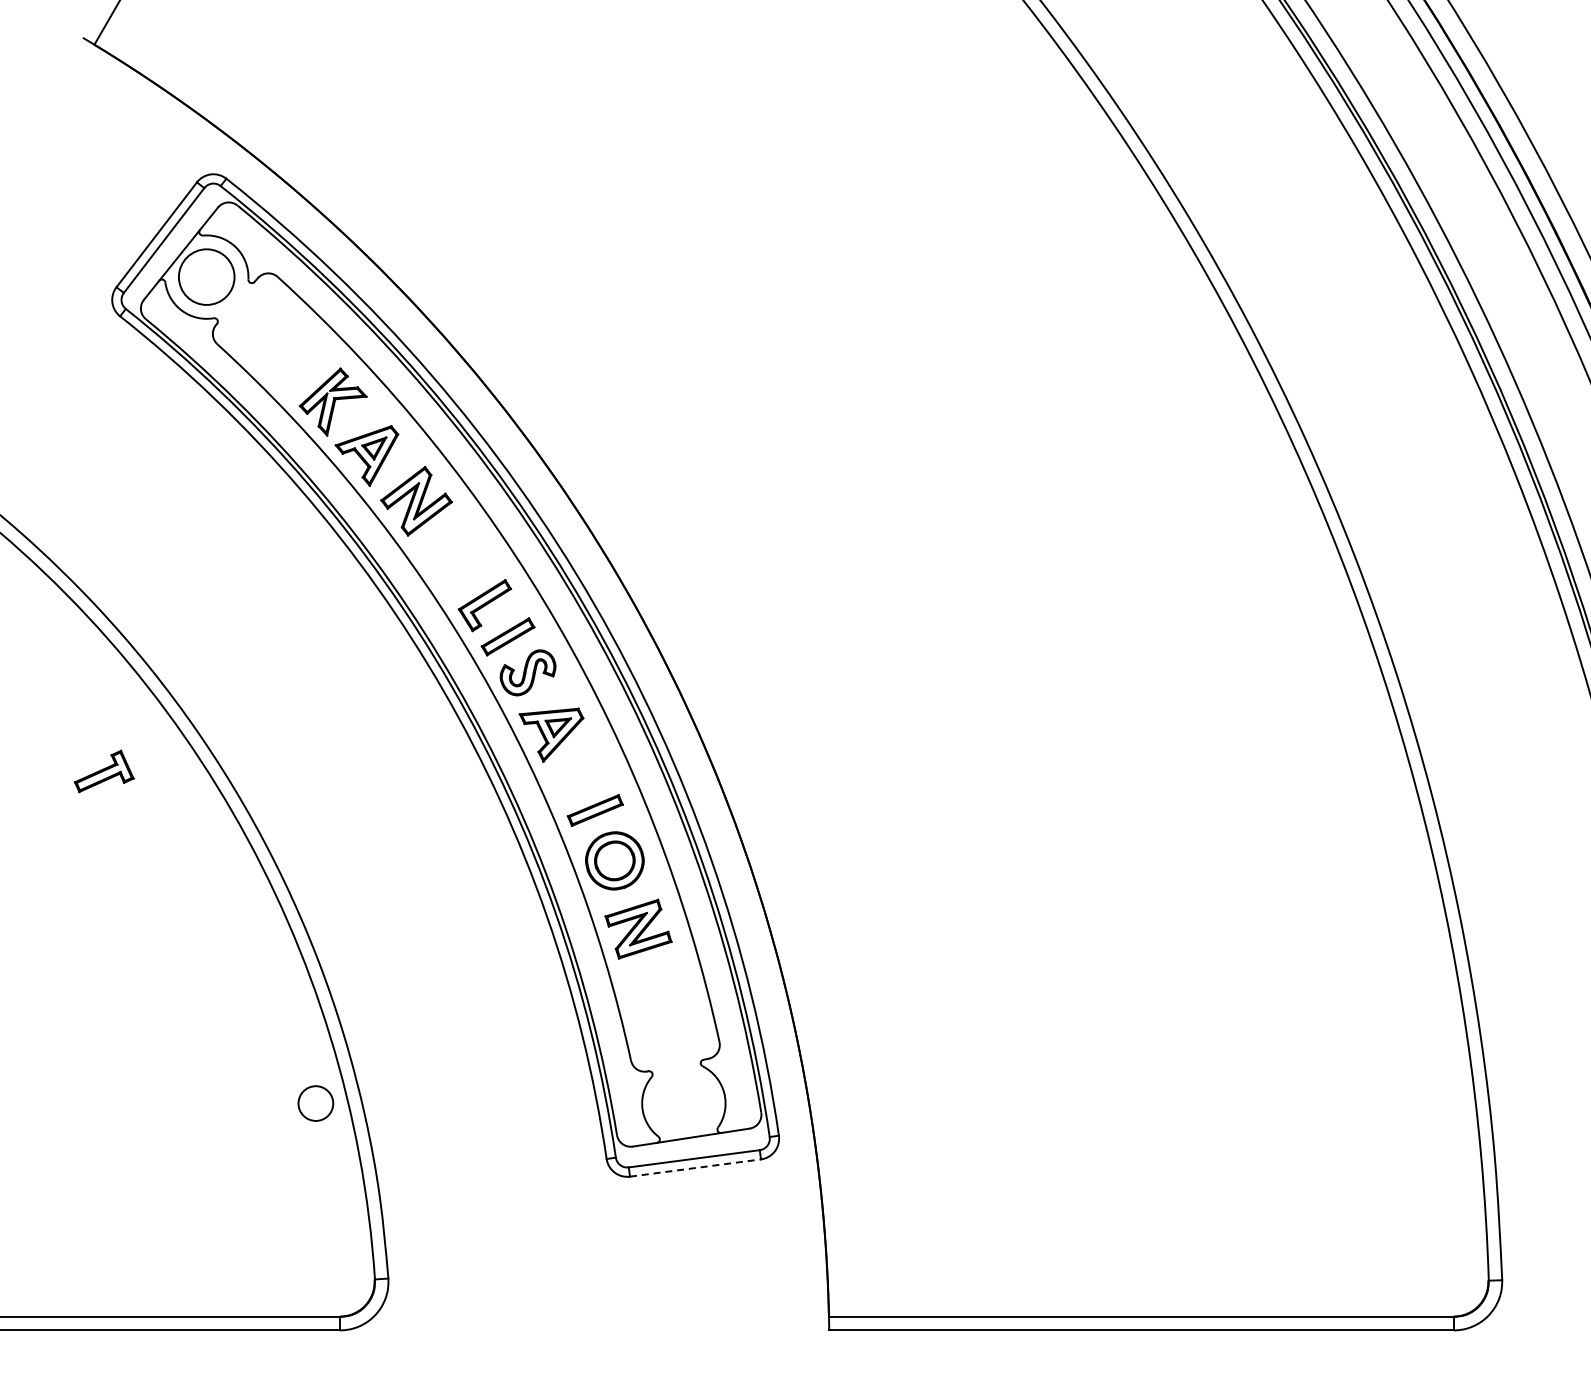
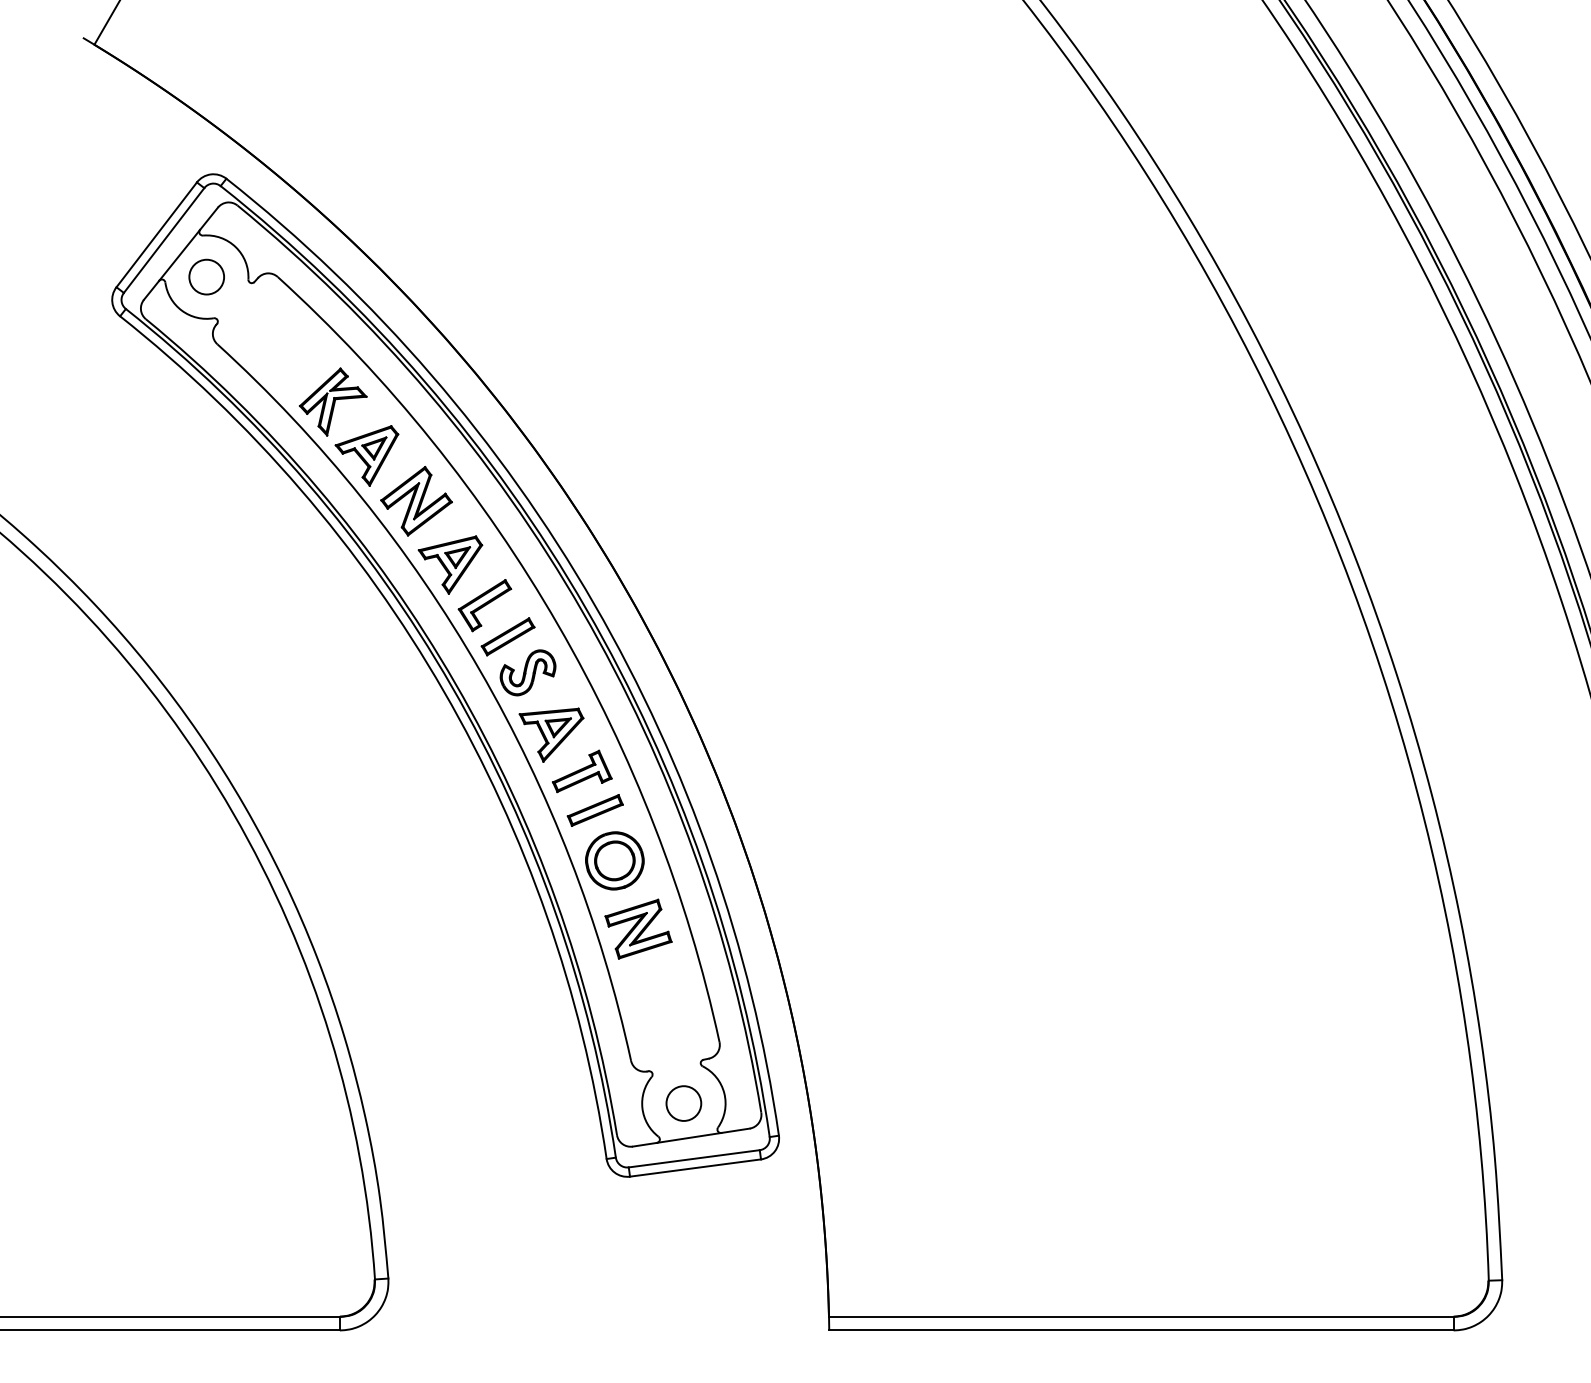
circle diameter: 56 px -> 35 px (206, 276)
part: none -> present (450, 564)
part position: (104, 771) -> (582, 771) (582, 771)
circle position: (315, 1103) -> (683, 1103) (683, 1103)
line: dashed -> solid (696, 1167)
